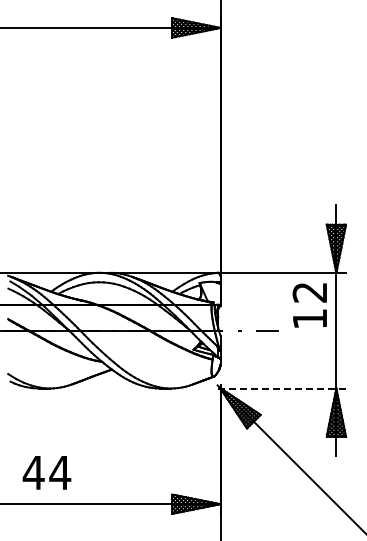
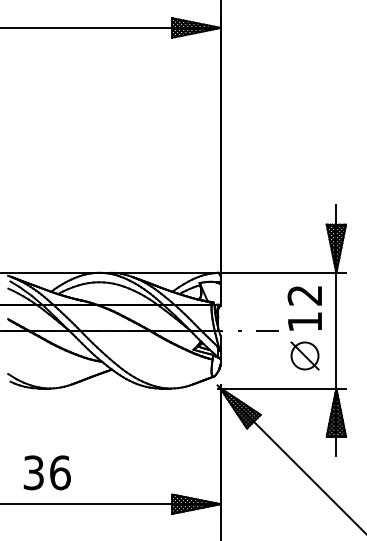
text position: (309, 305) -> (304, 308) (304, 308)
part: none -> present (304, 355)
line: dashed -> solid (282, 388)
text: 44 -> 36 (46, 472)
